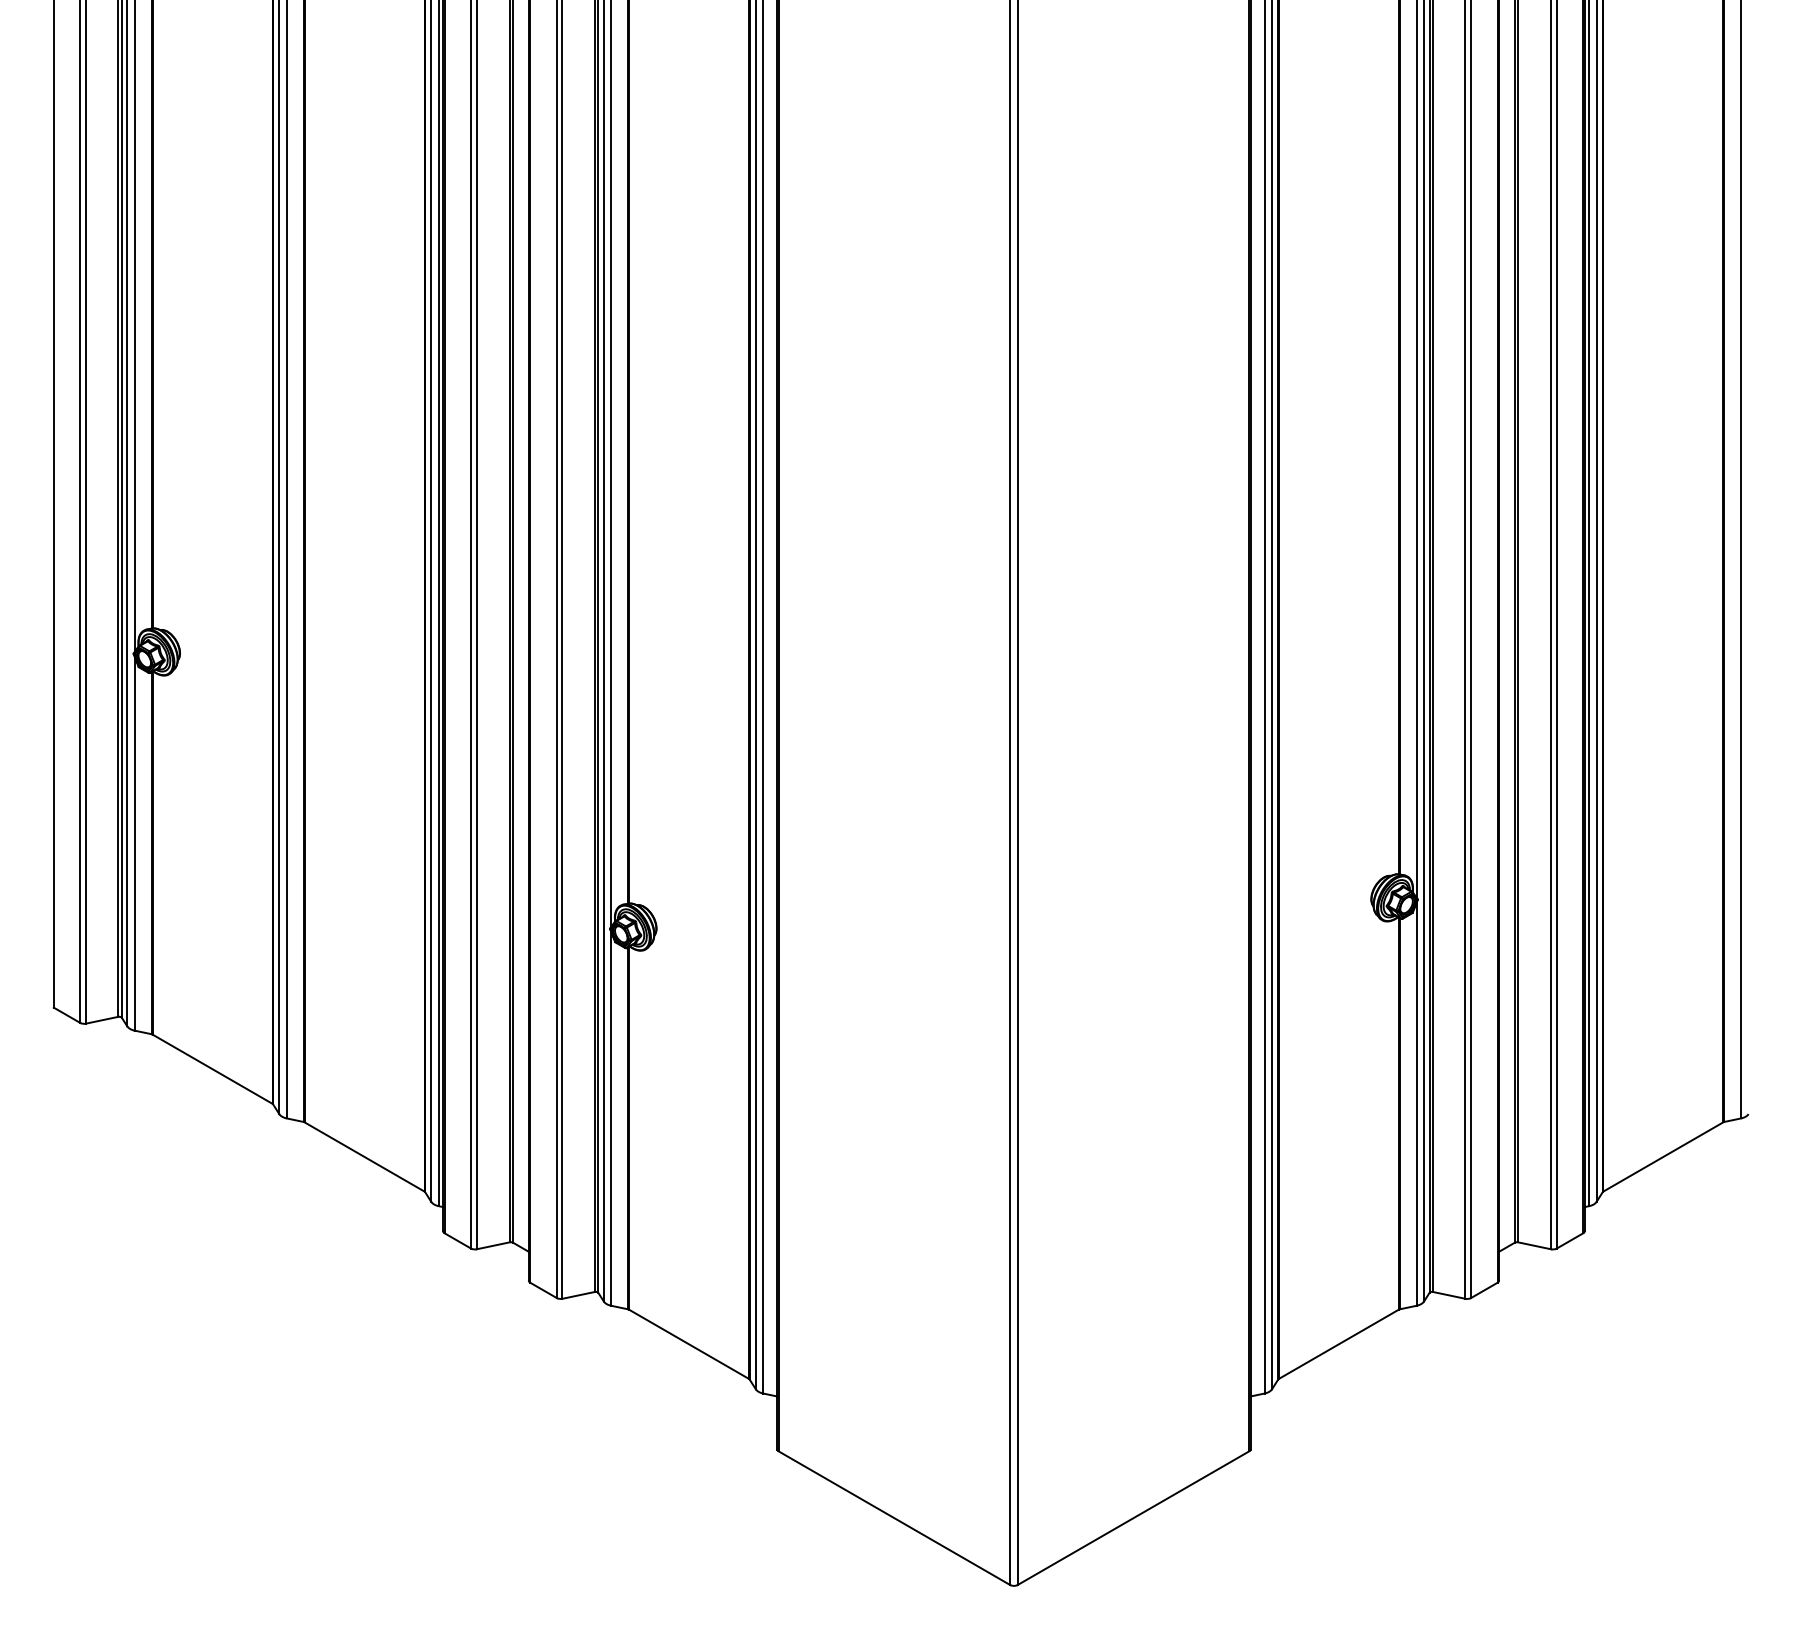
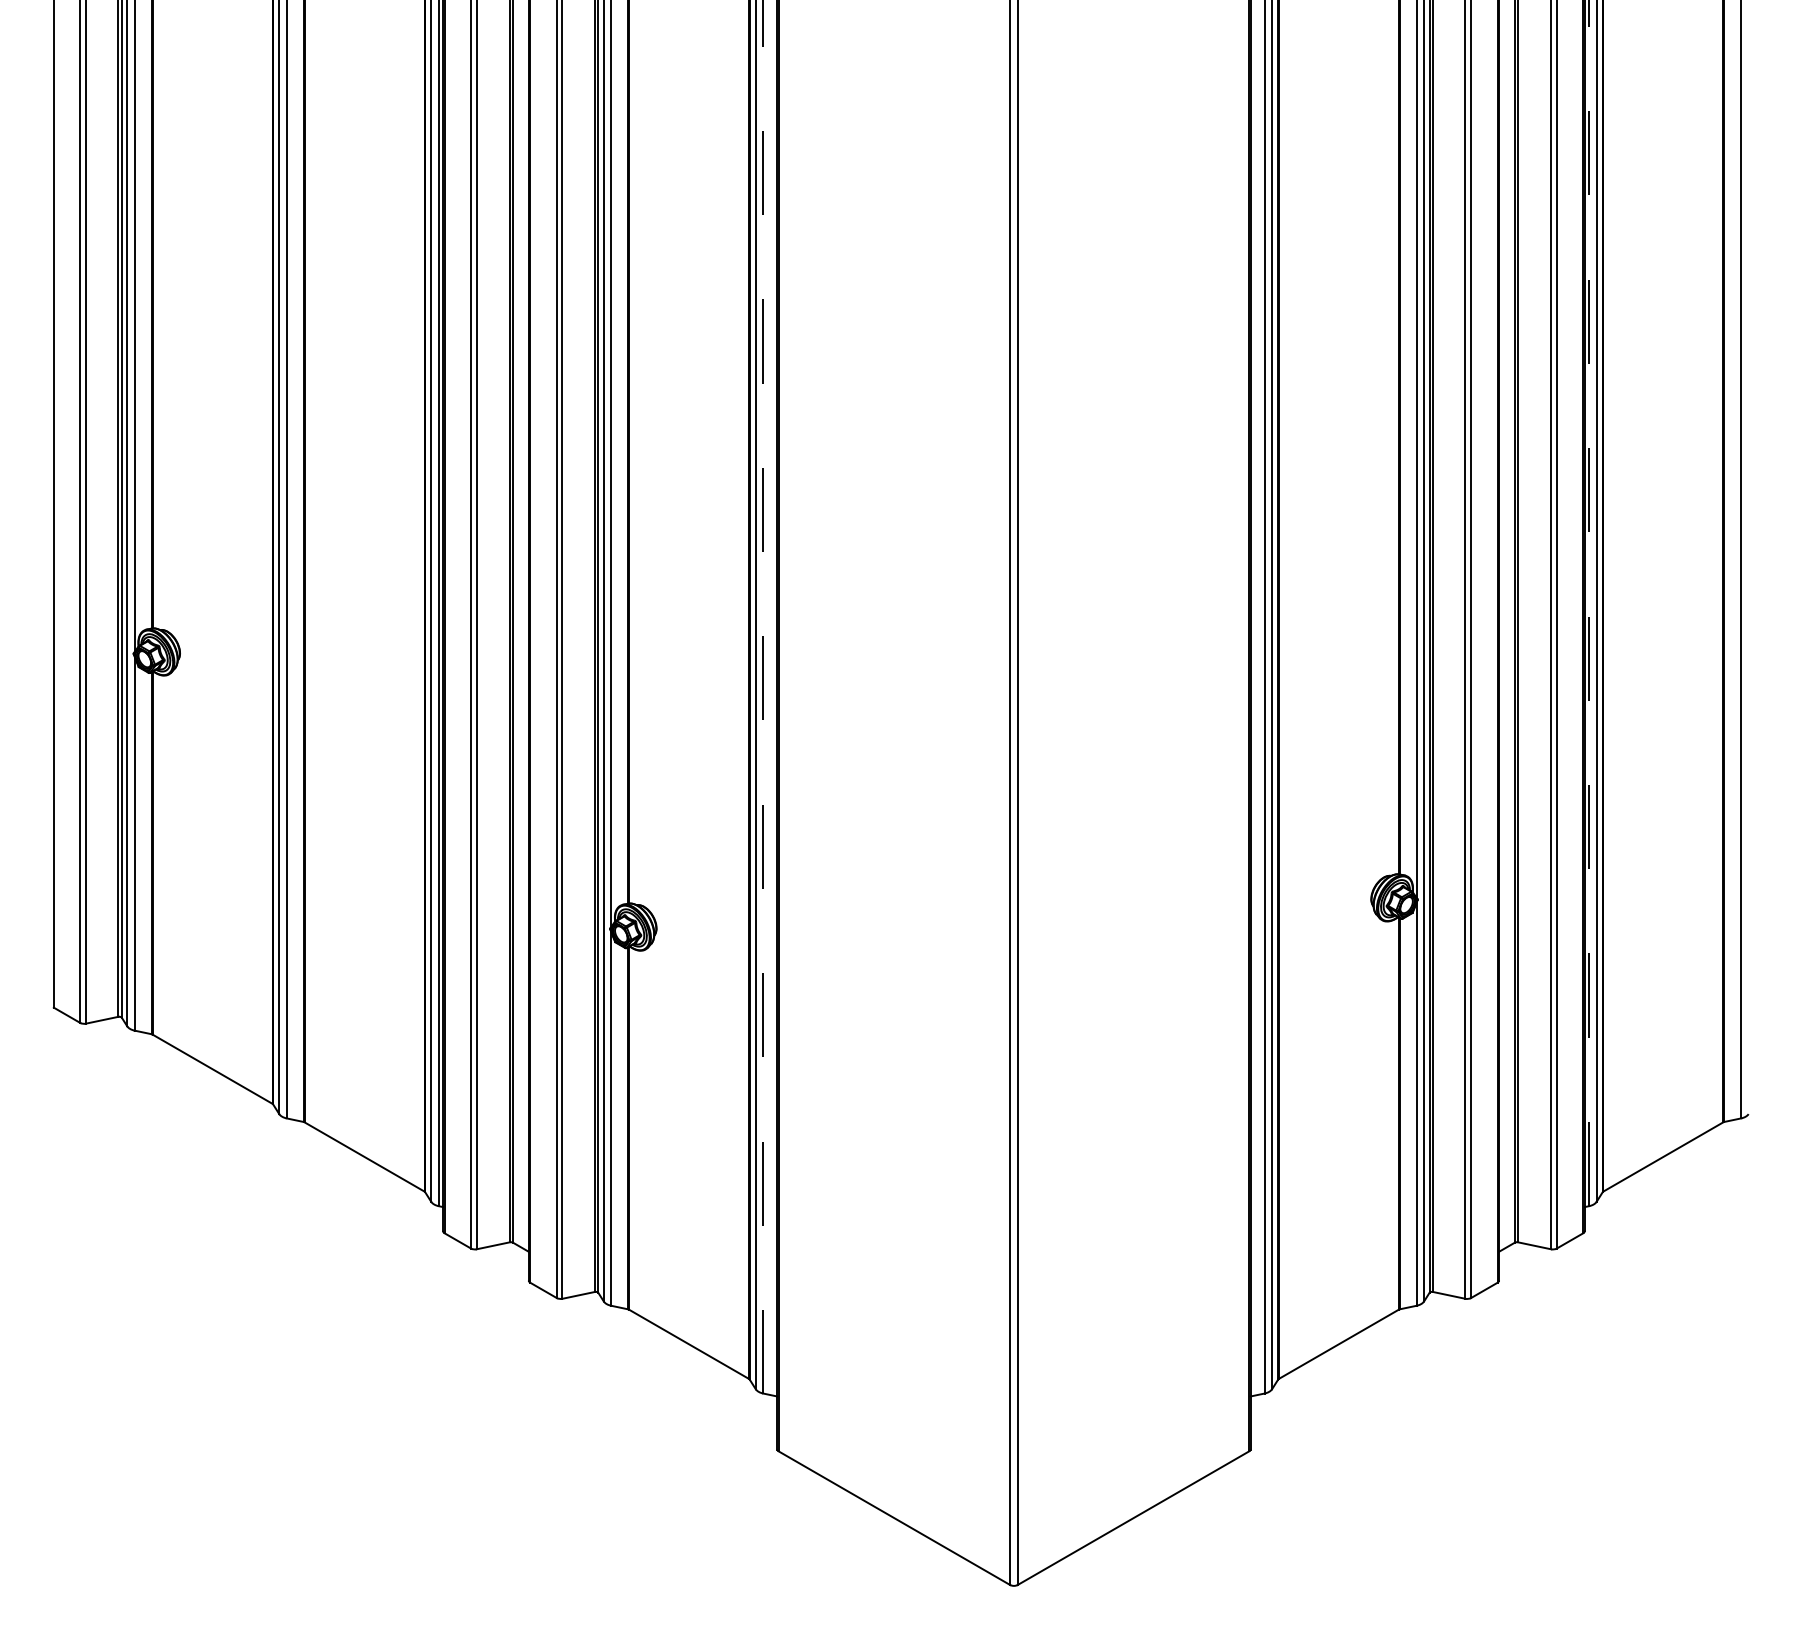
line: solid -> dashed (1589, 603)
line: solid -> dashed (763, 697)
